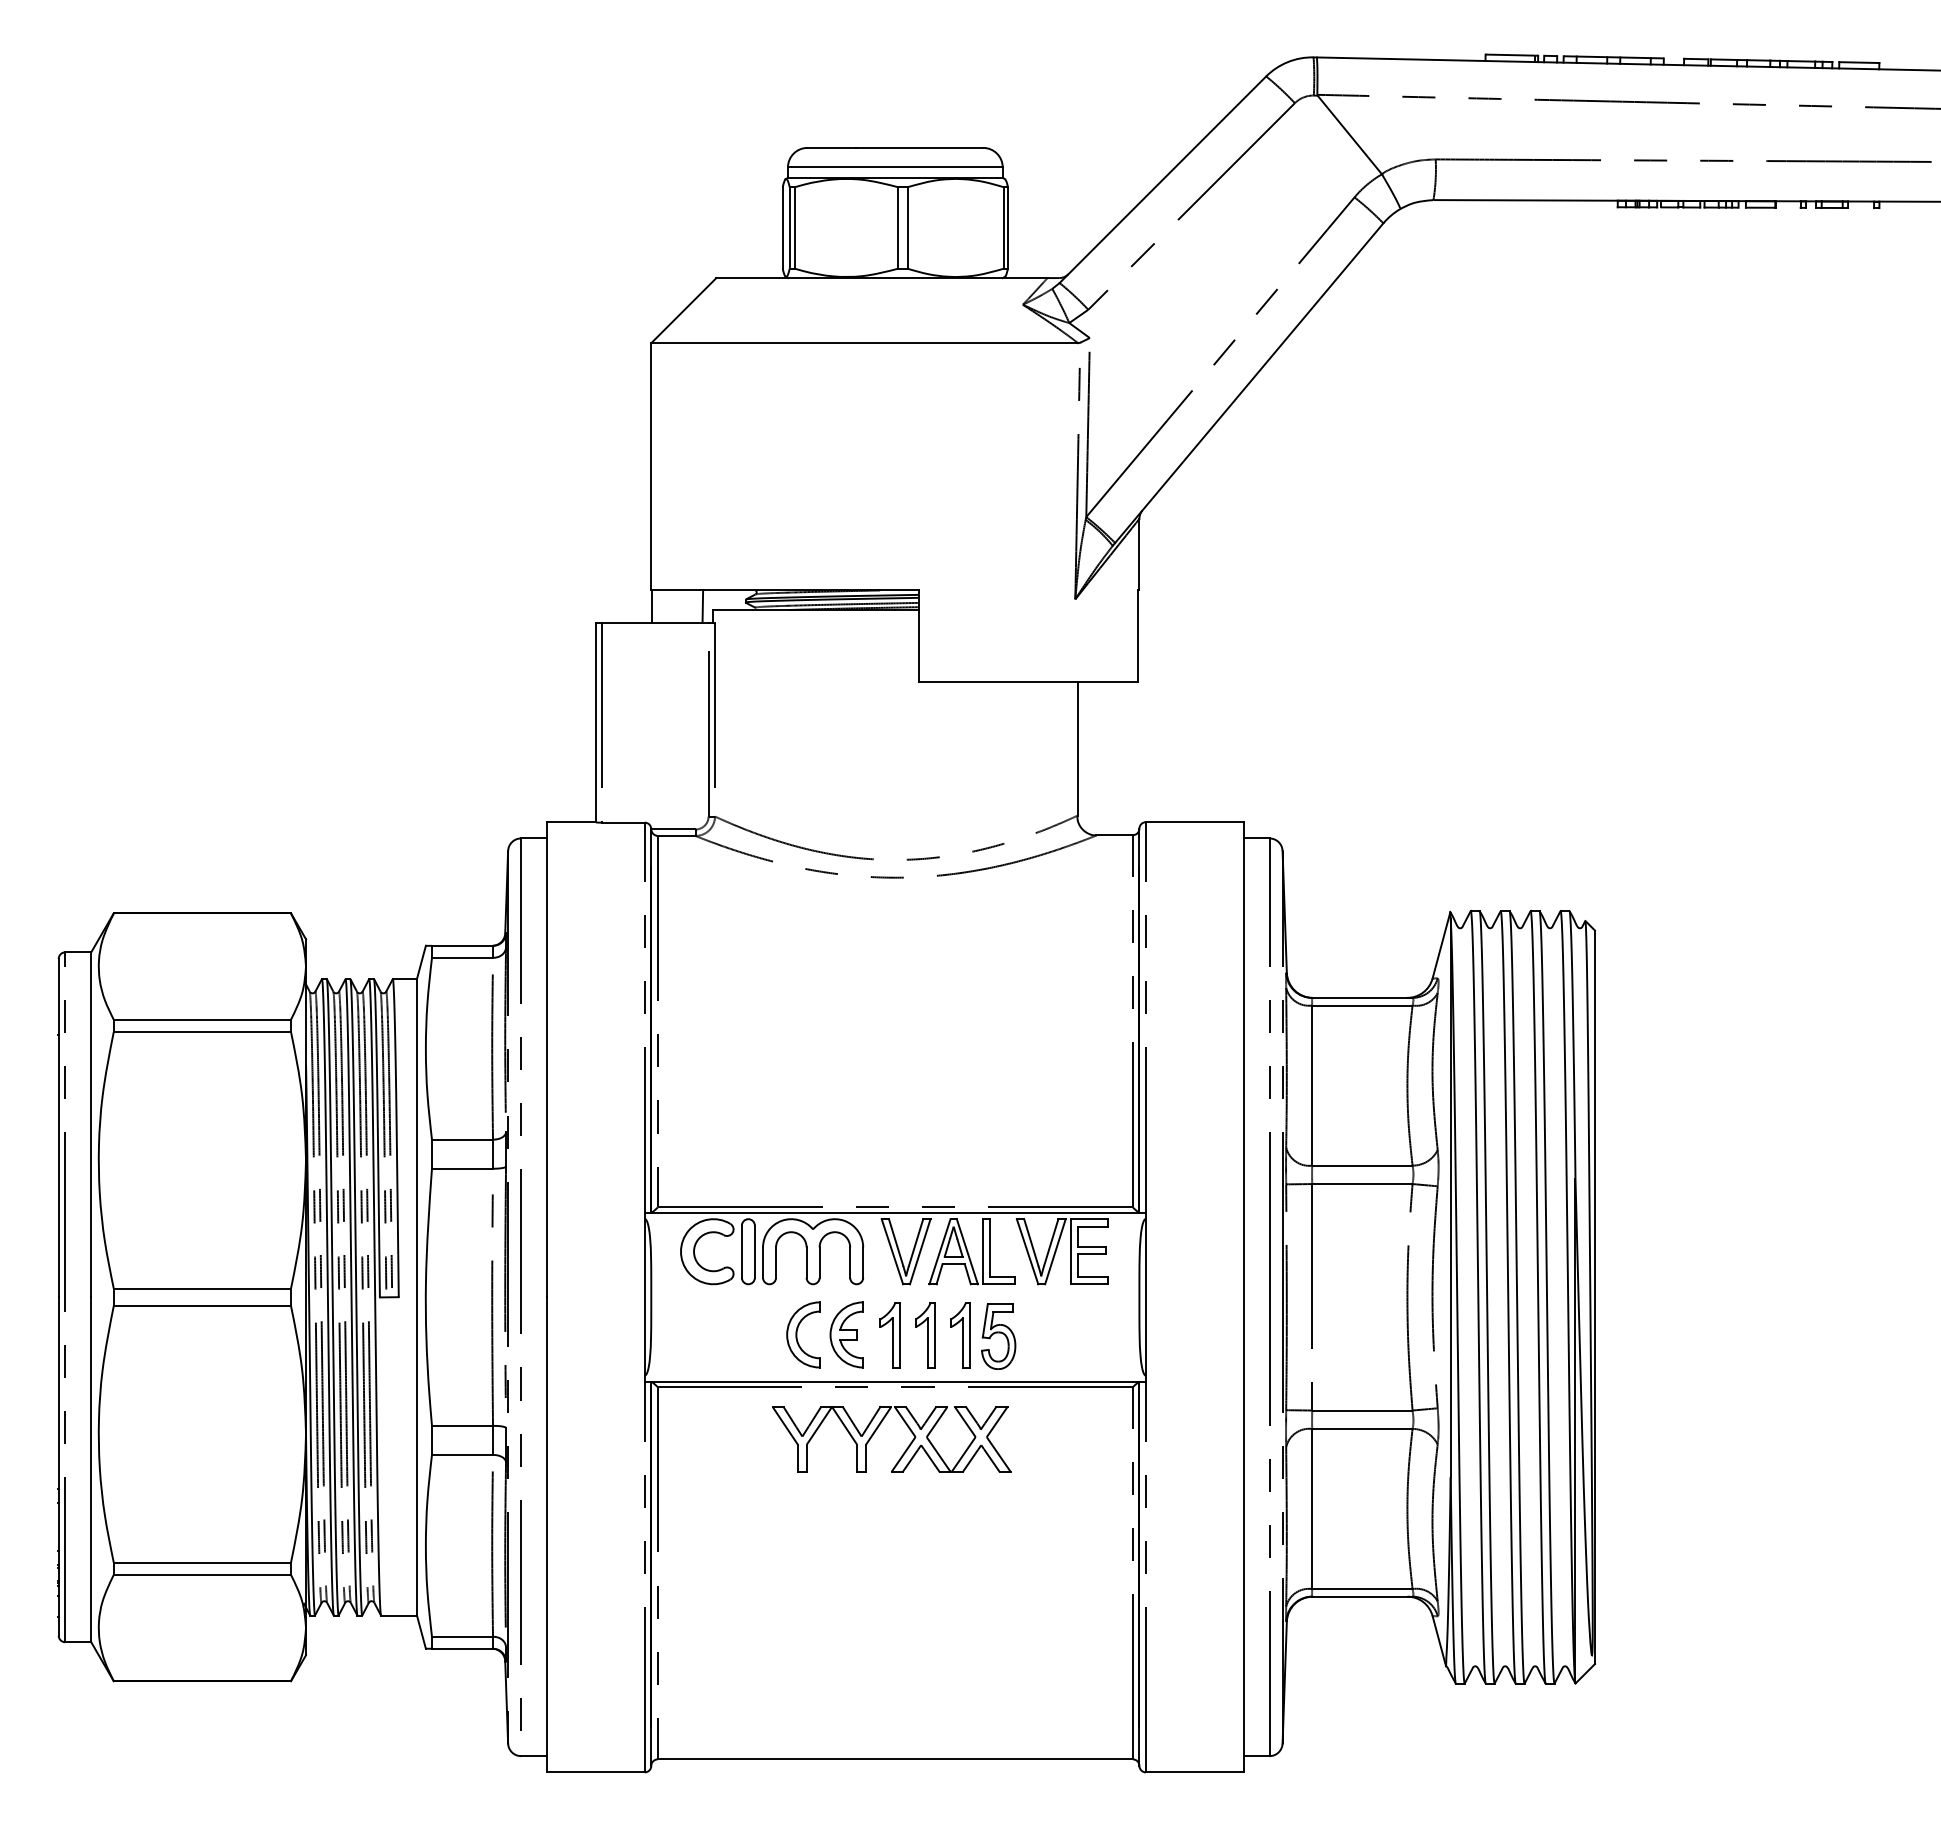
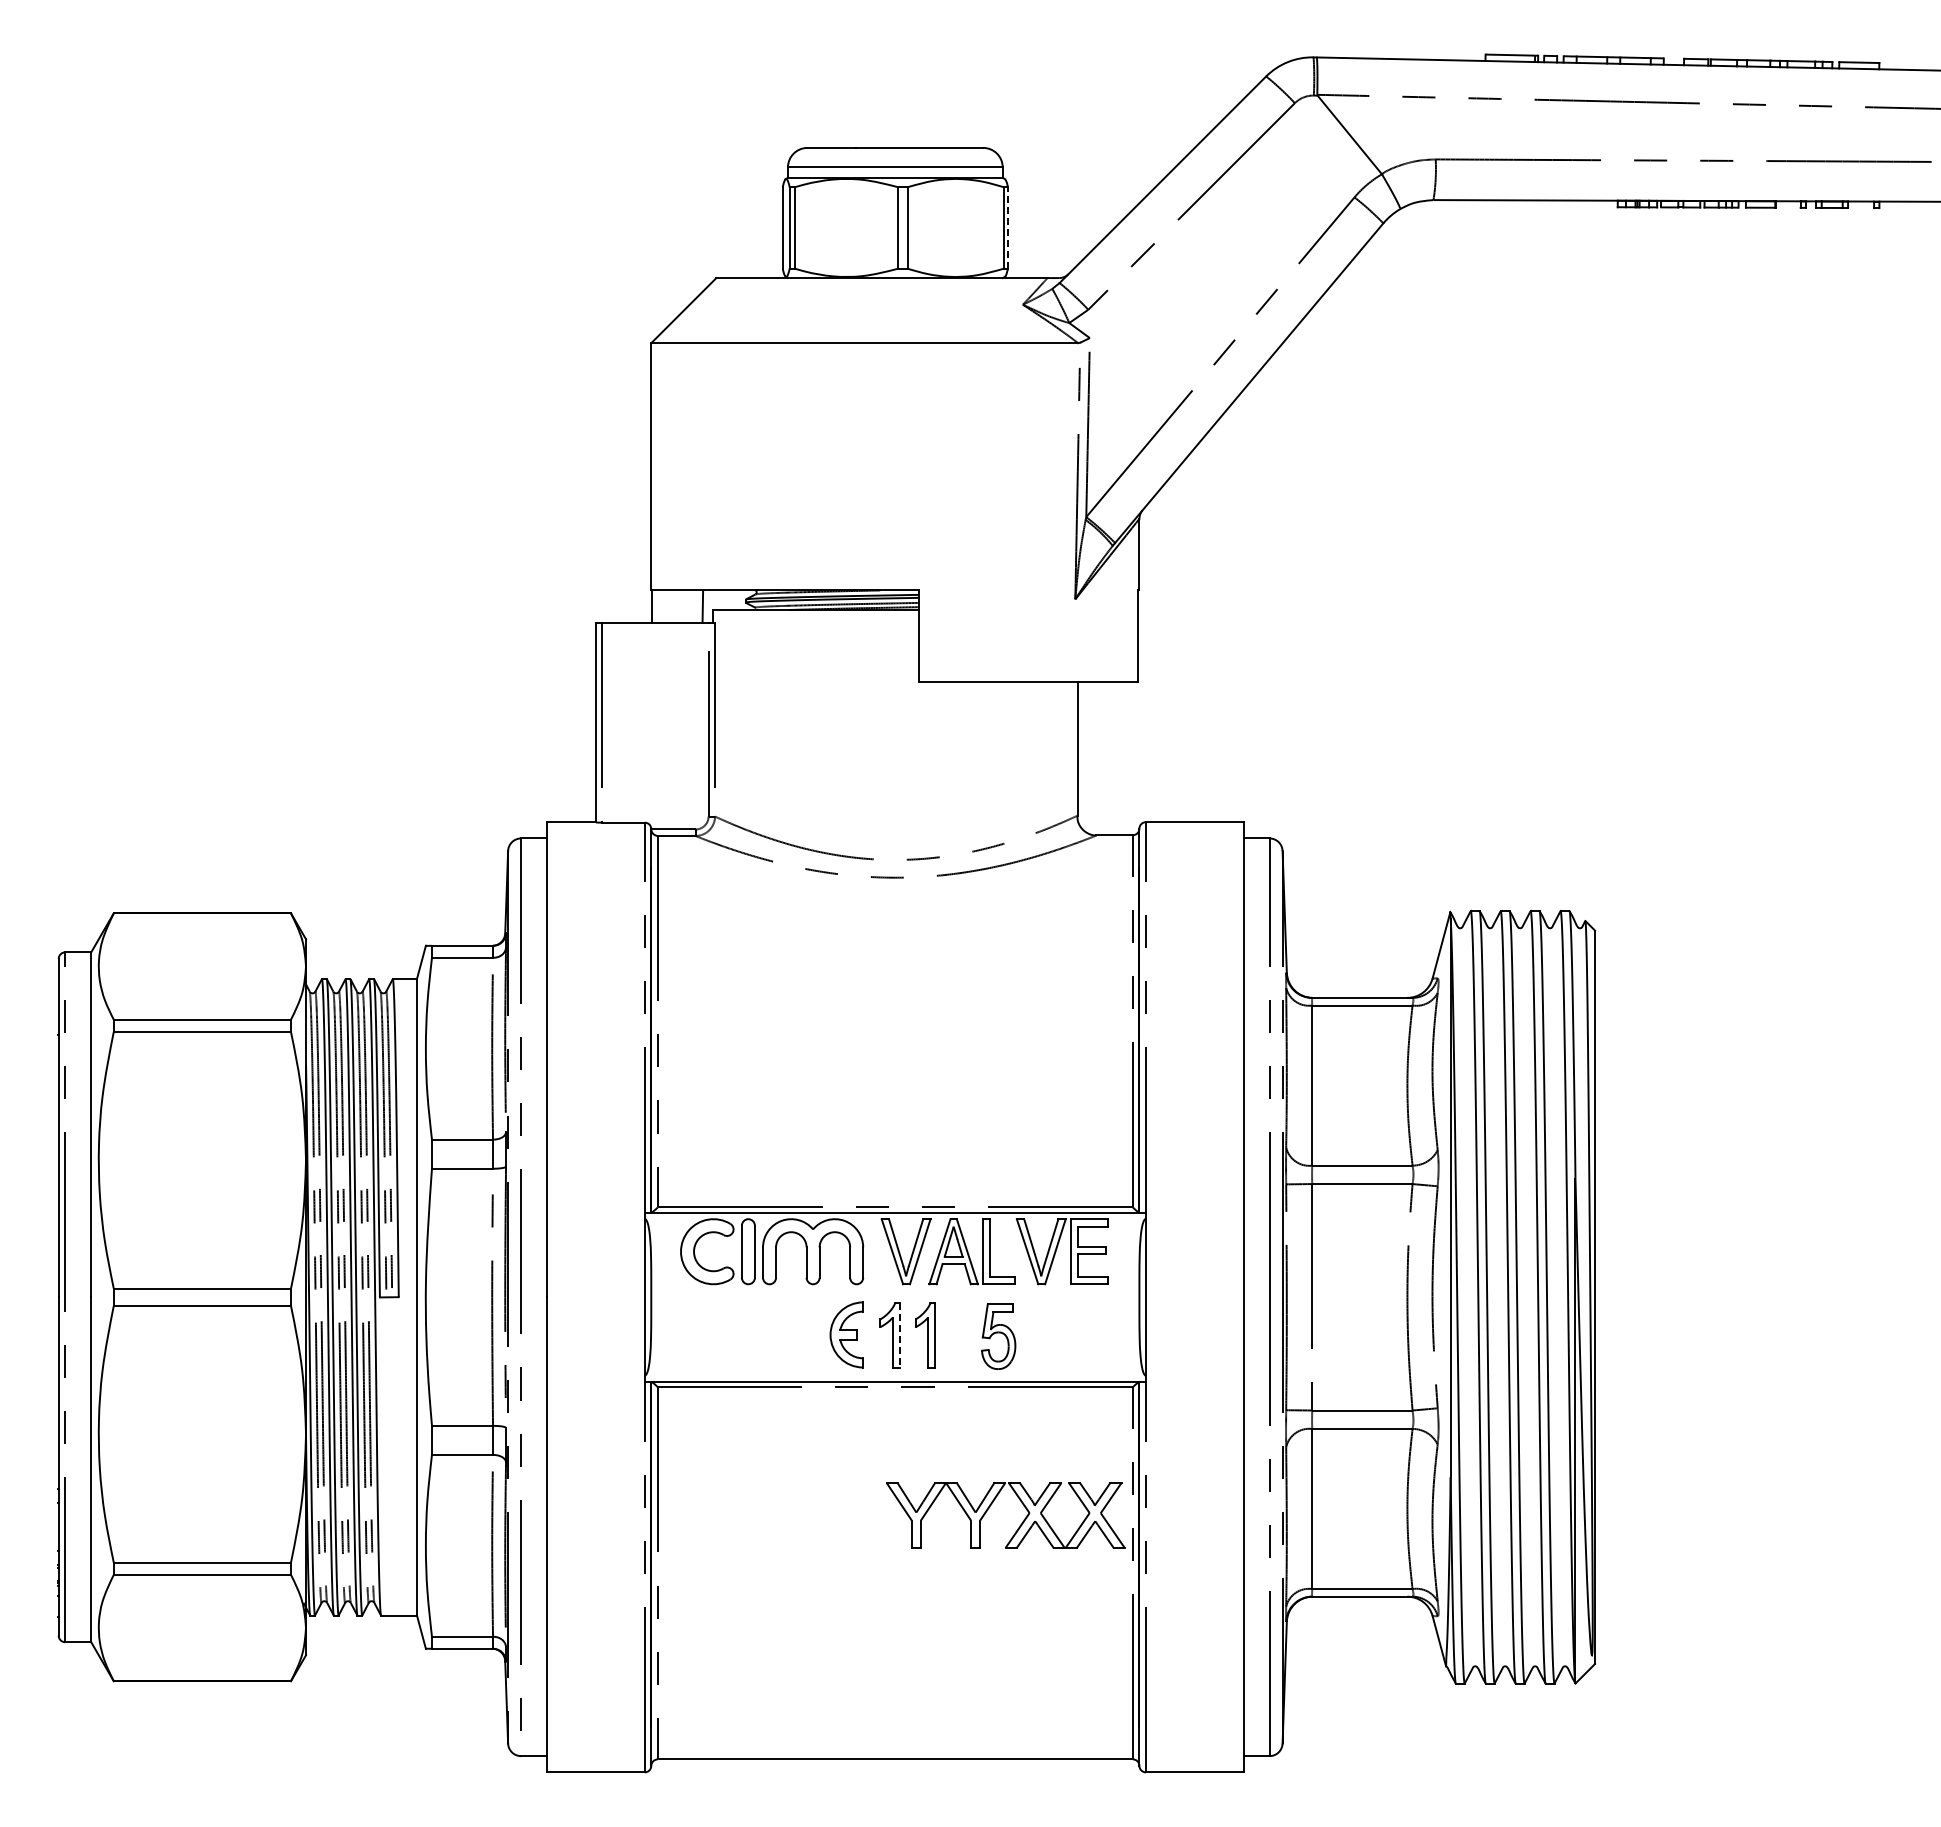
line: solid -> dashed (1008, 227)
part: present -> none (803, 1334)
line: solid -> dashed (899, 1335)
part: present -> none (960, 1335)
part position: (877, 1429) -> (991, 1505) (991, 1505)
